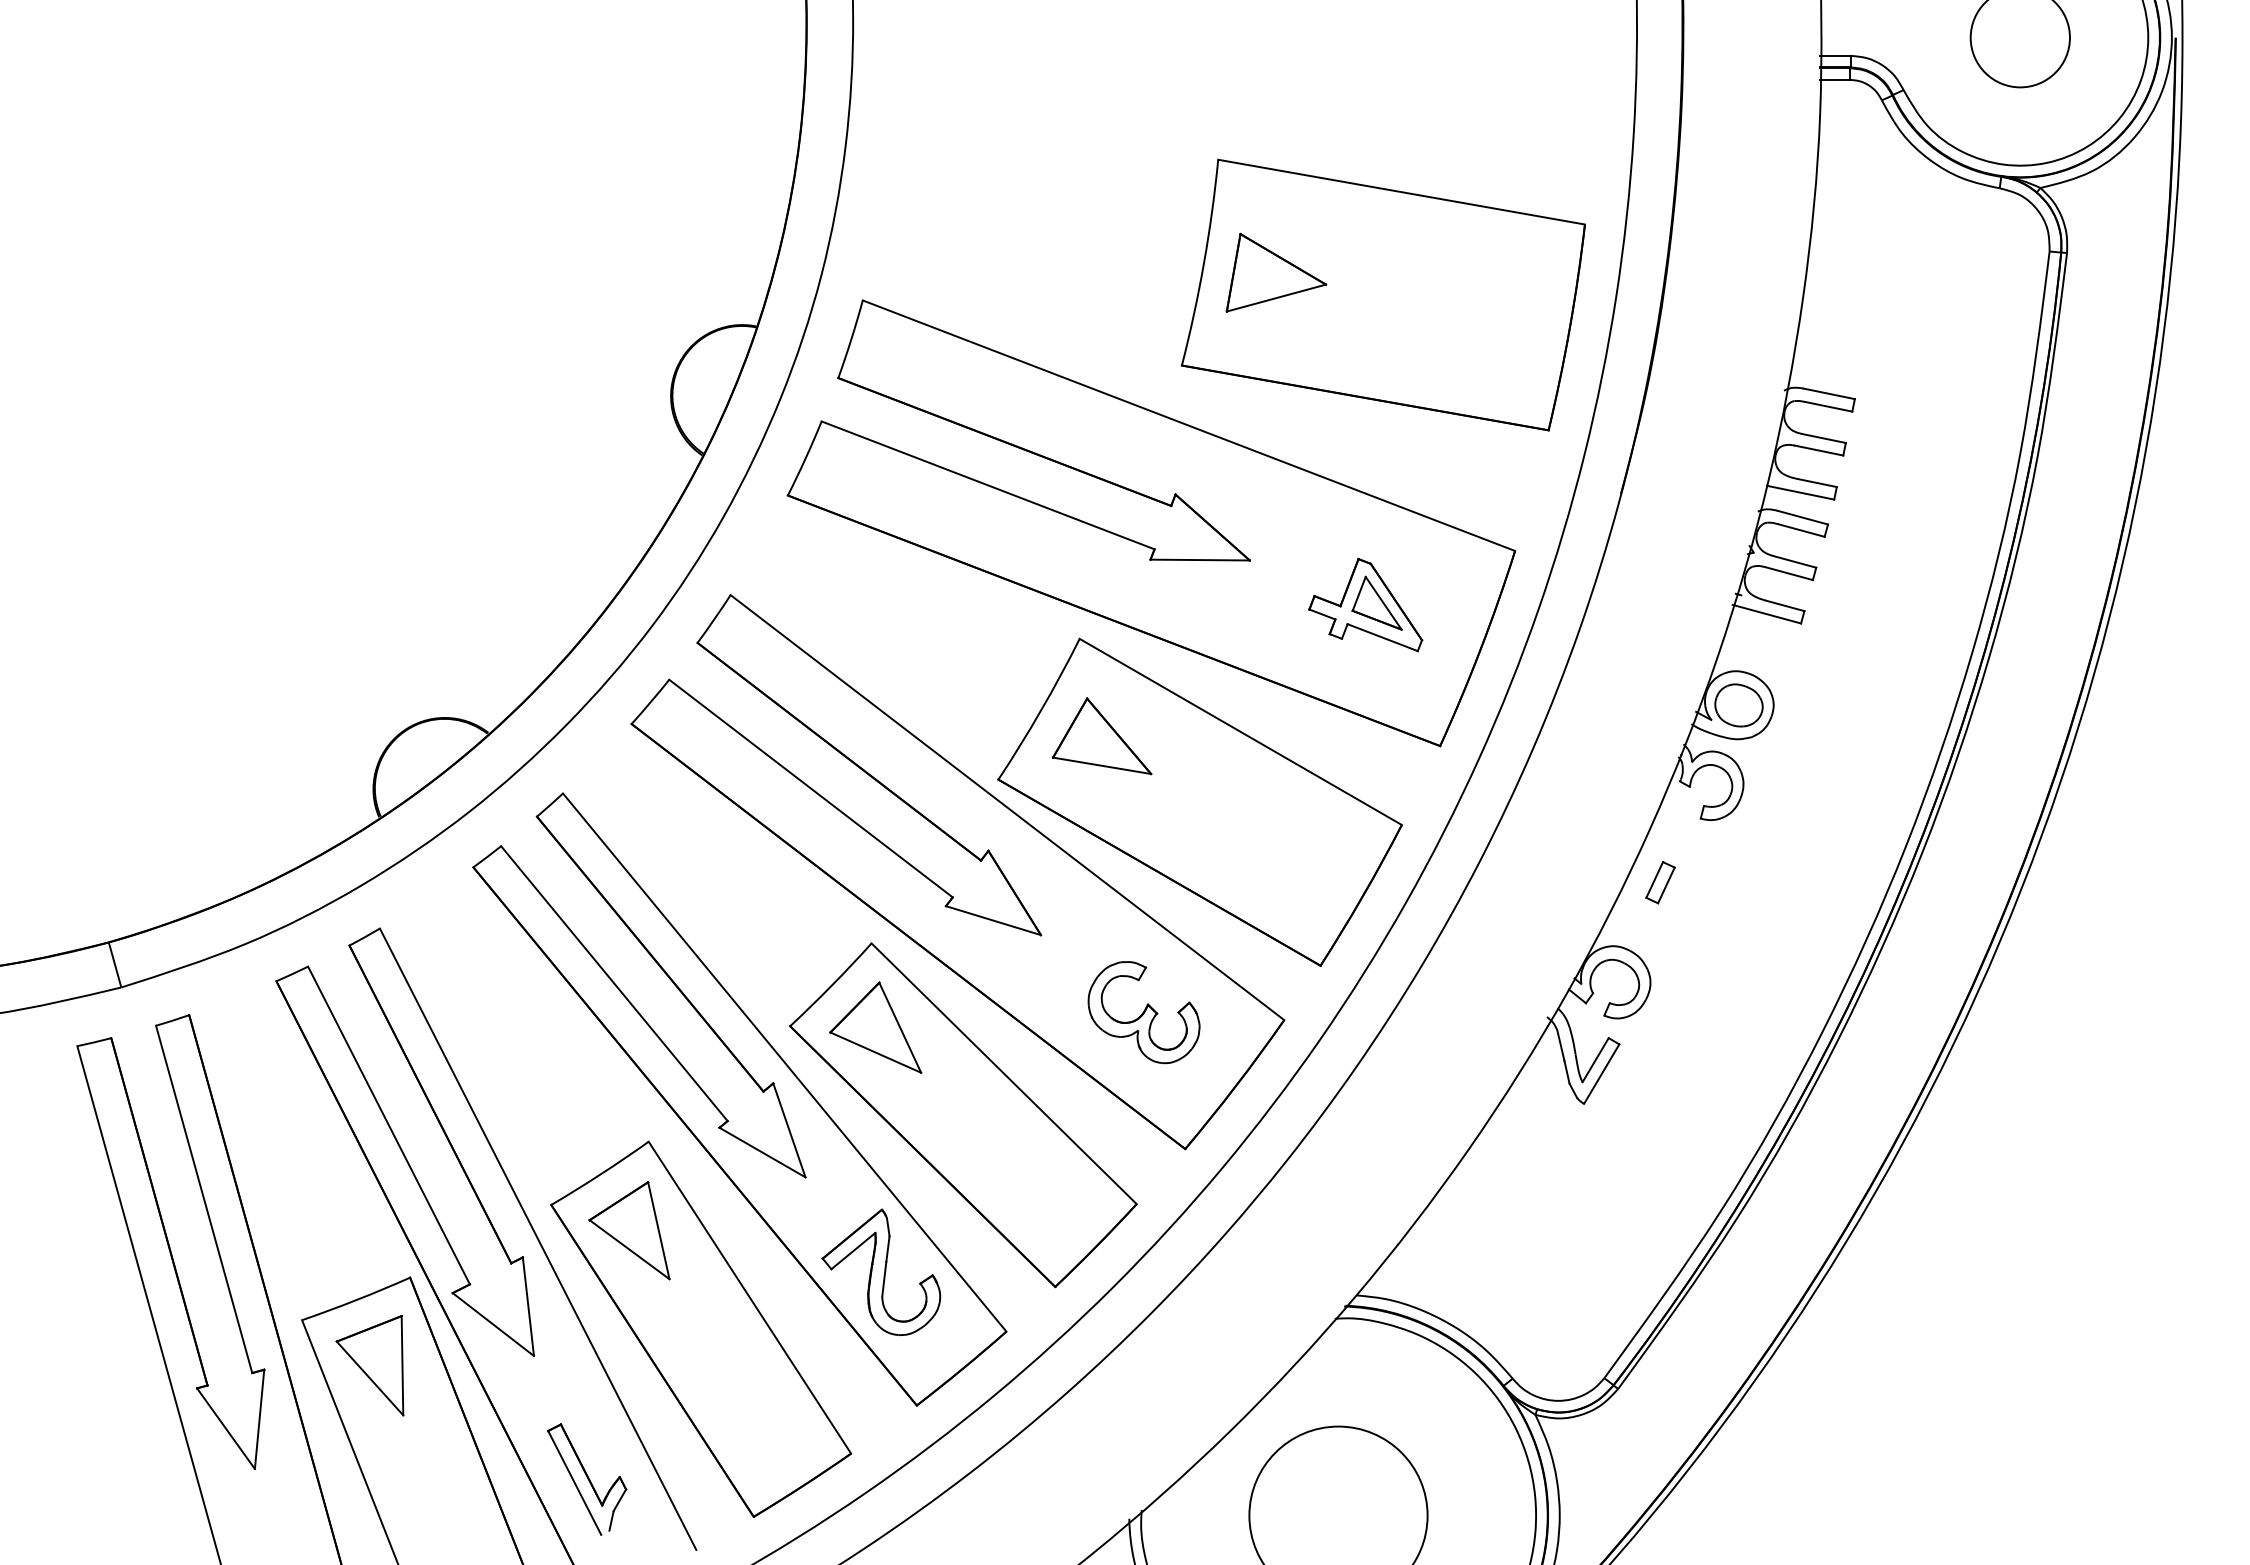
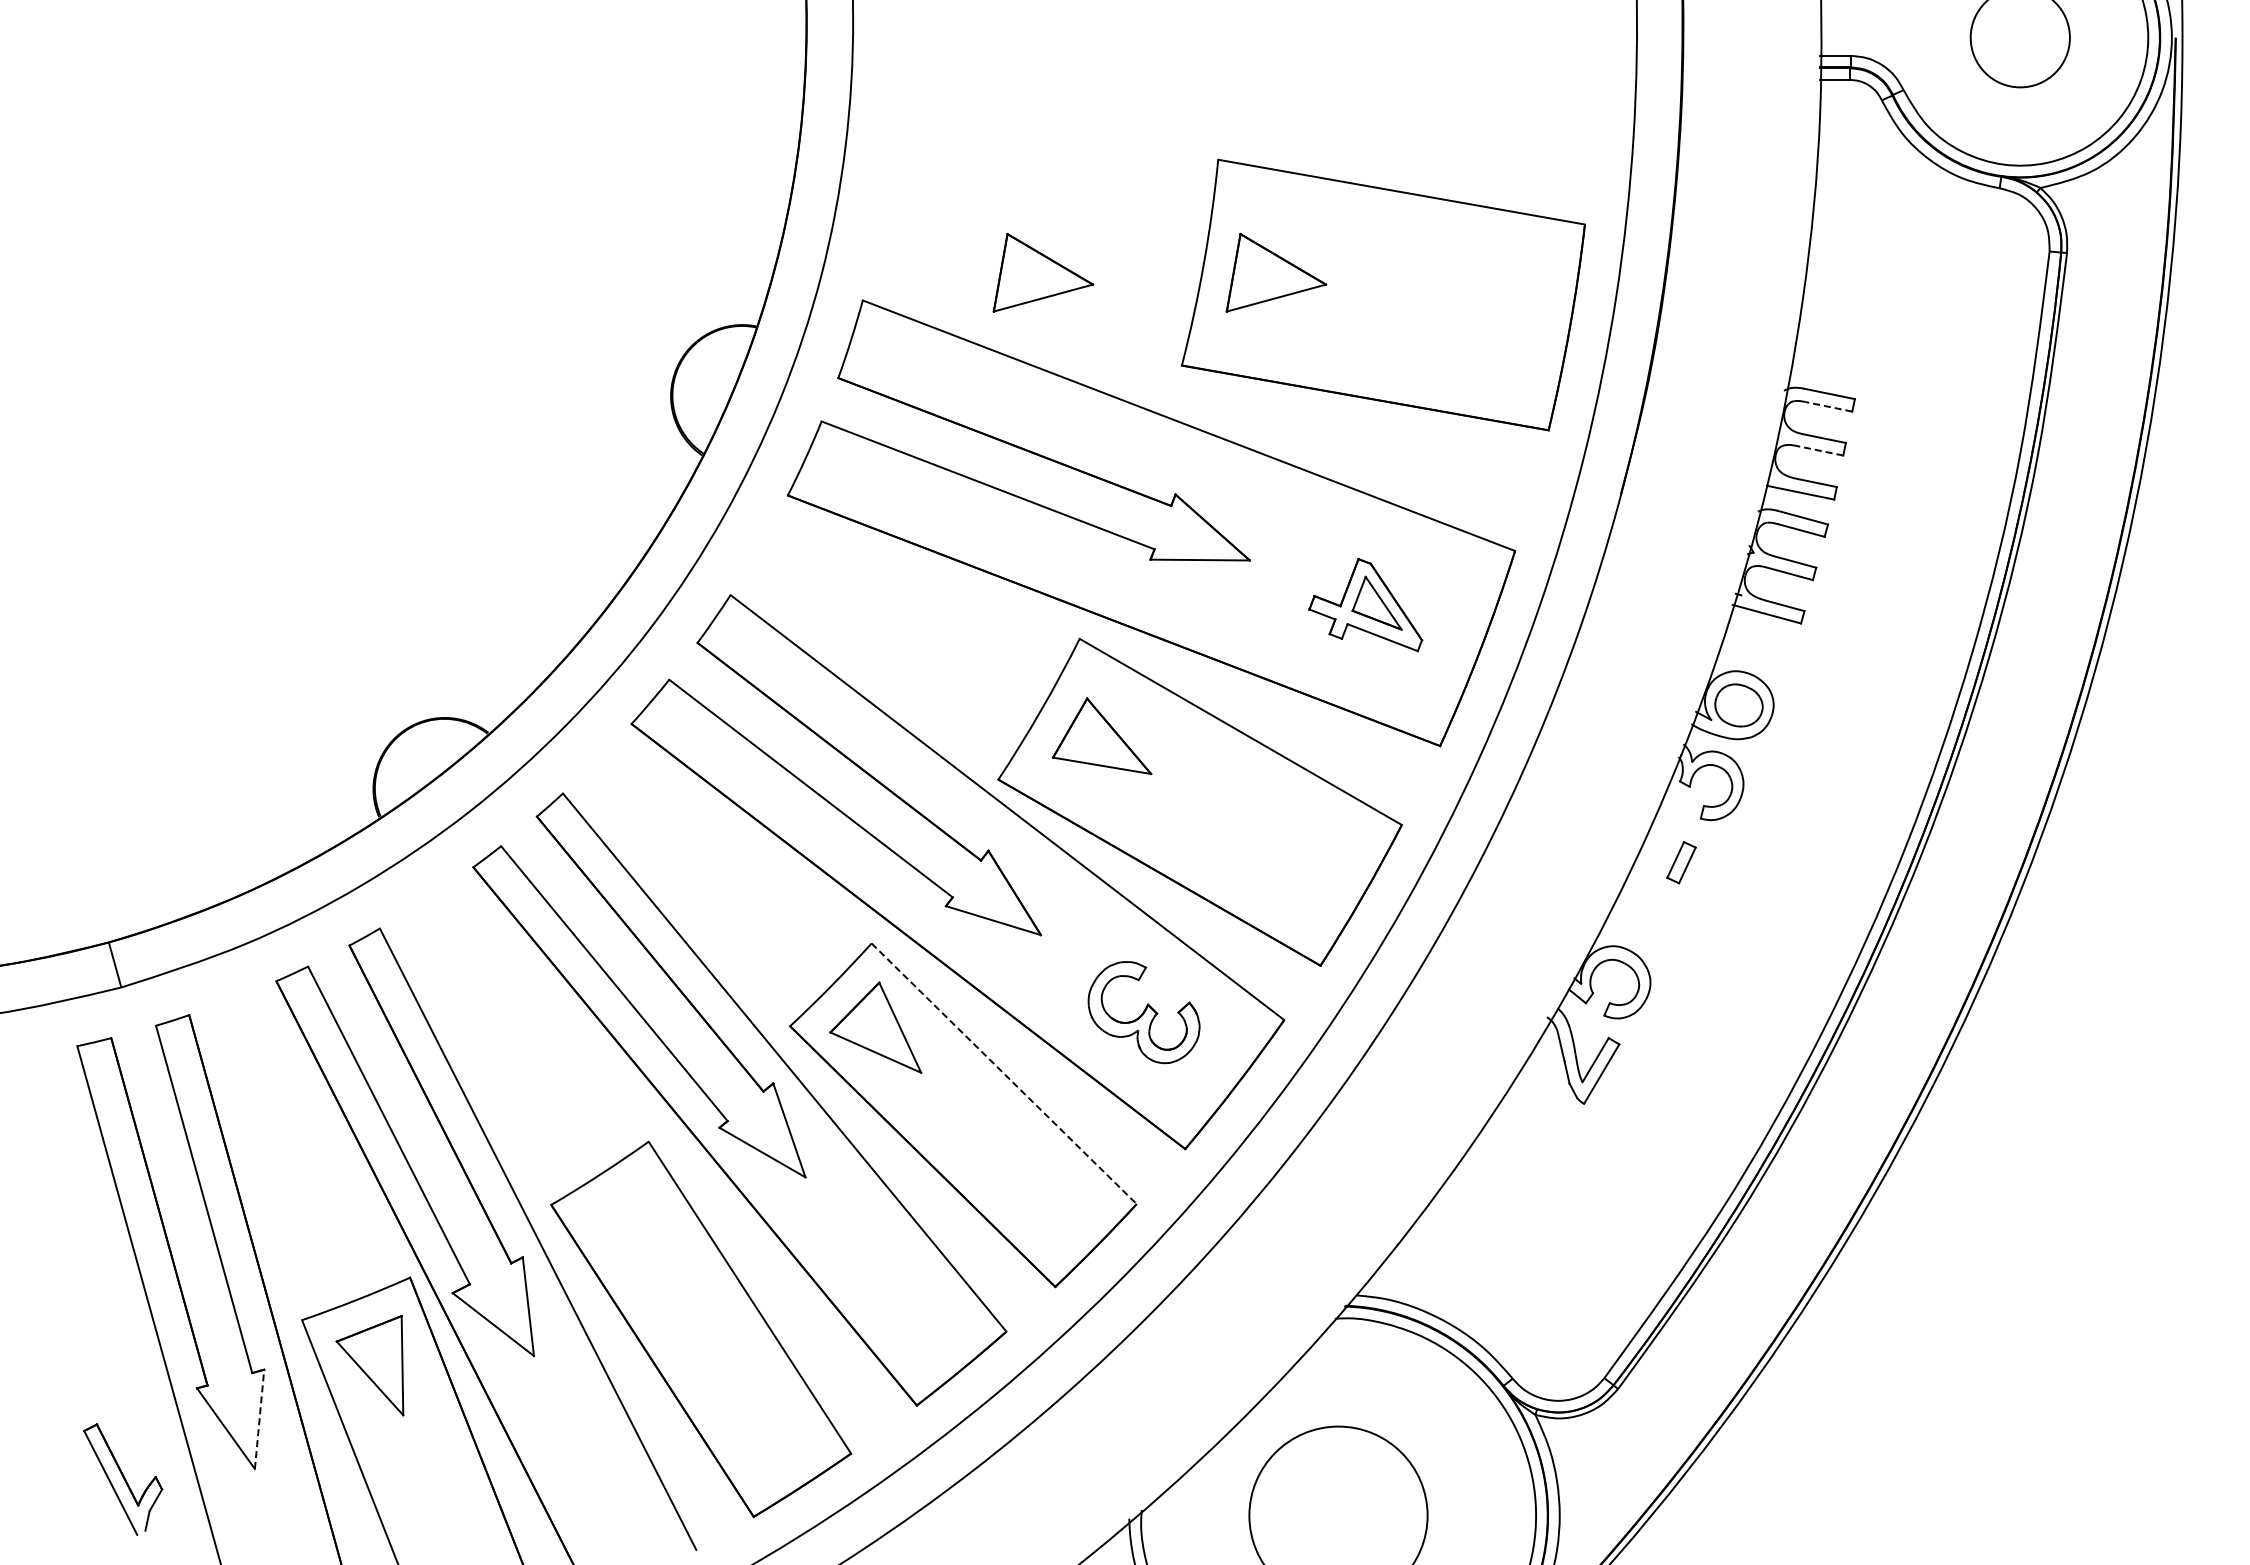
part: none -> present (1043, 272)
line: solid -> dashed (1828, 406)
line: solid -> dashed (1819, 450)
part position: (1660, 882) -> (1681, 862) (1681, 862)
line: solid -> dashed (1004, 1073)
part: present -> none (629, 1230)
part: present -> none (881, 1271)
line: solid -> dashed (259, 1419)
part position: (587, 1479) -> (123, 1479) (123, 1479)
